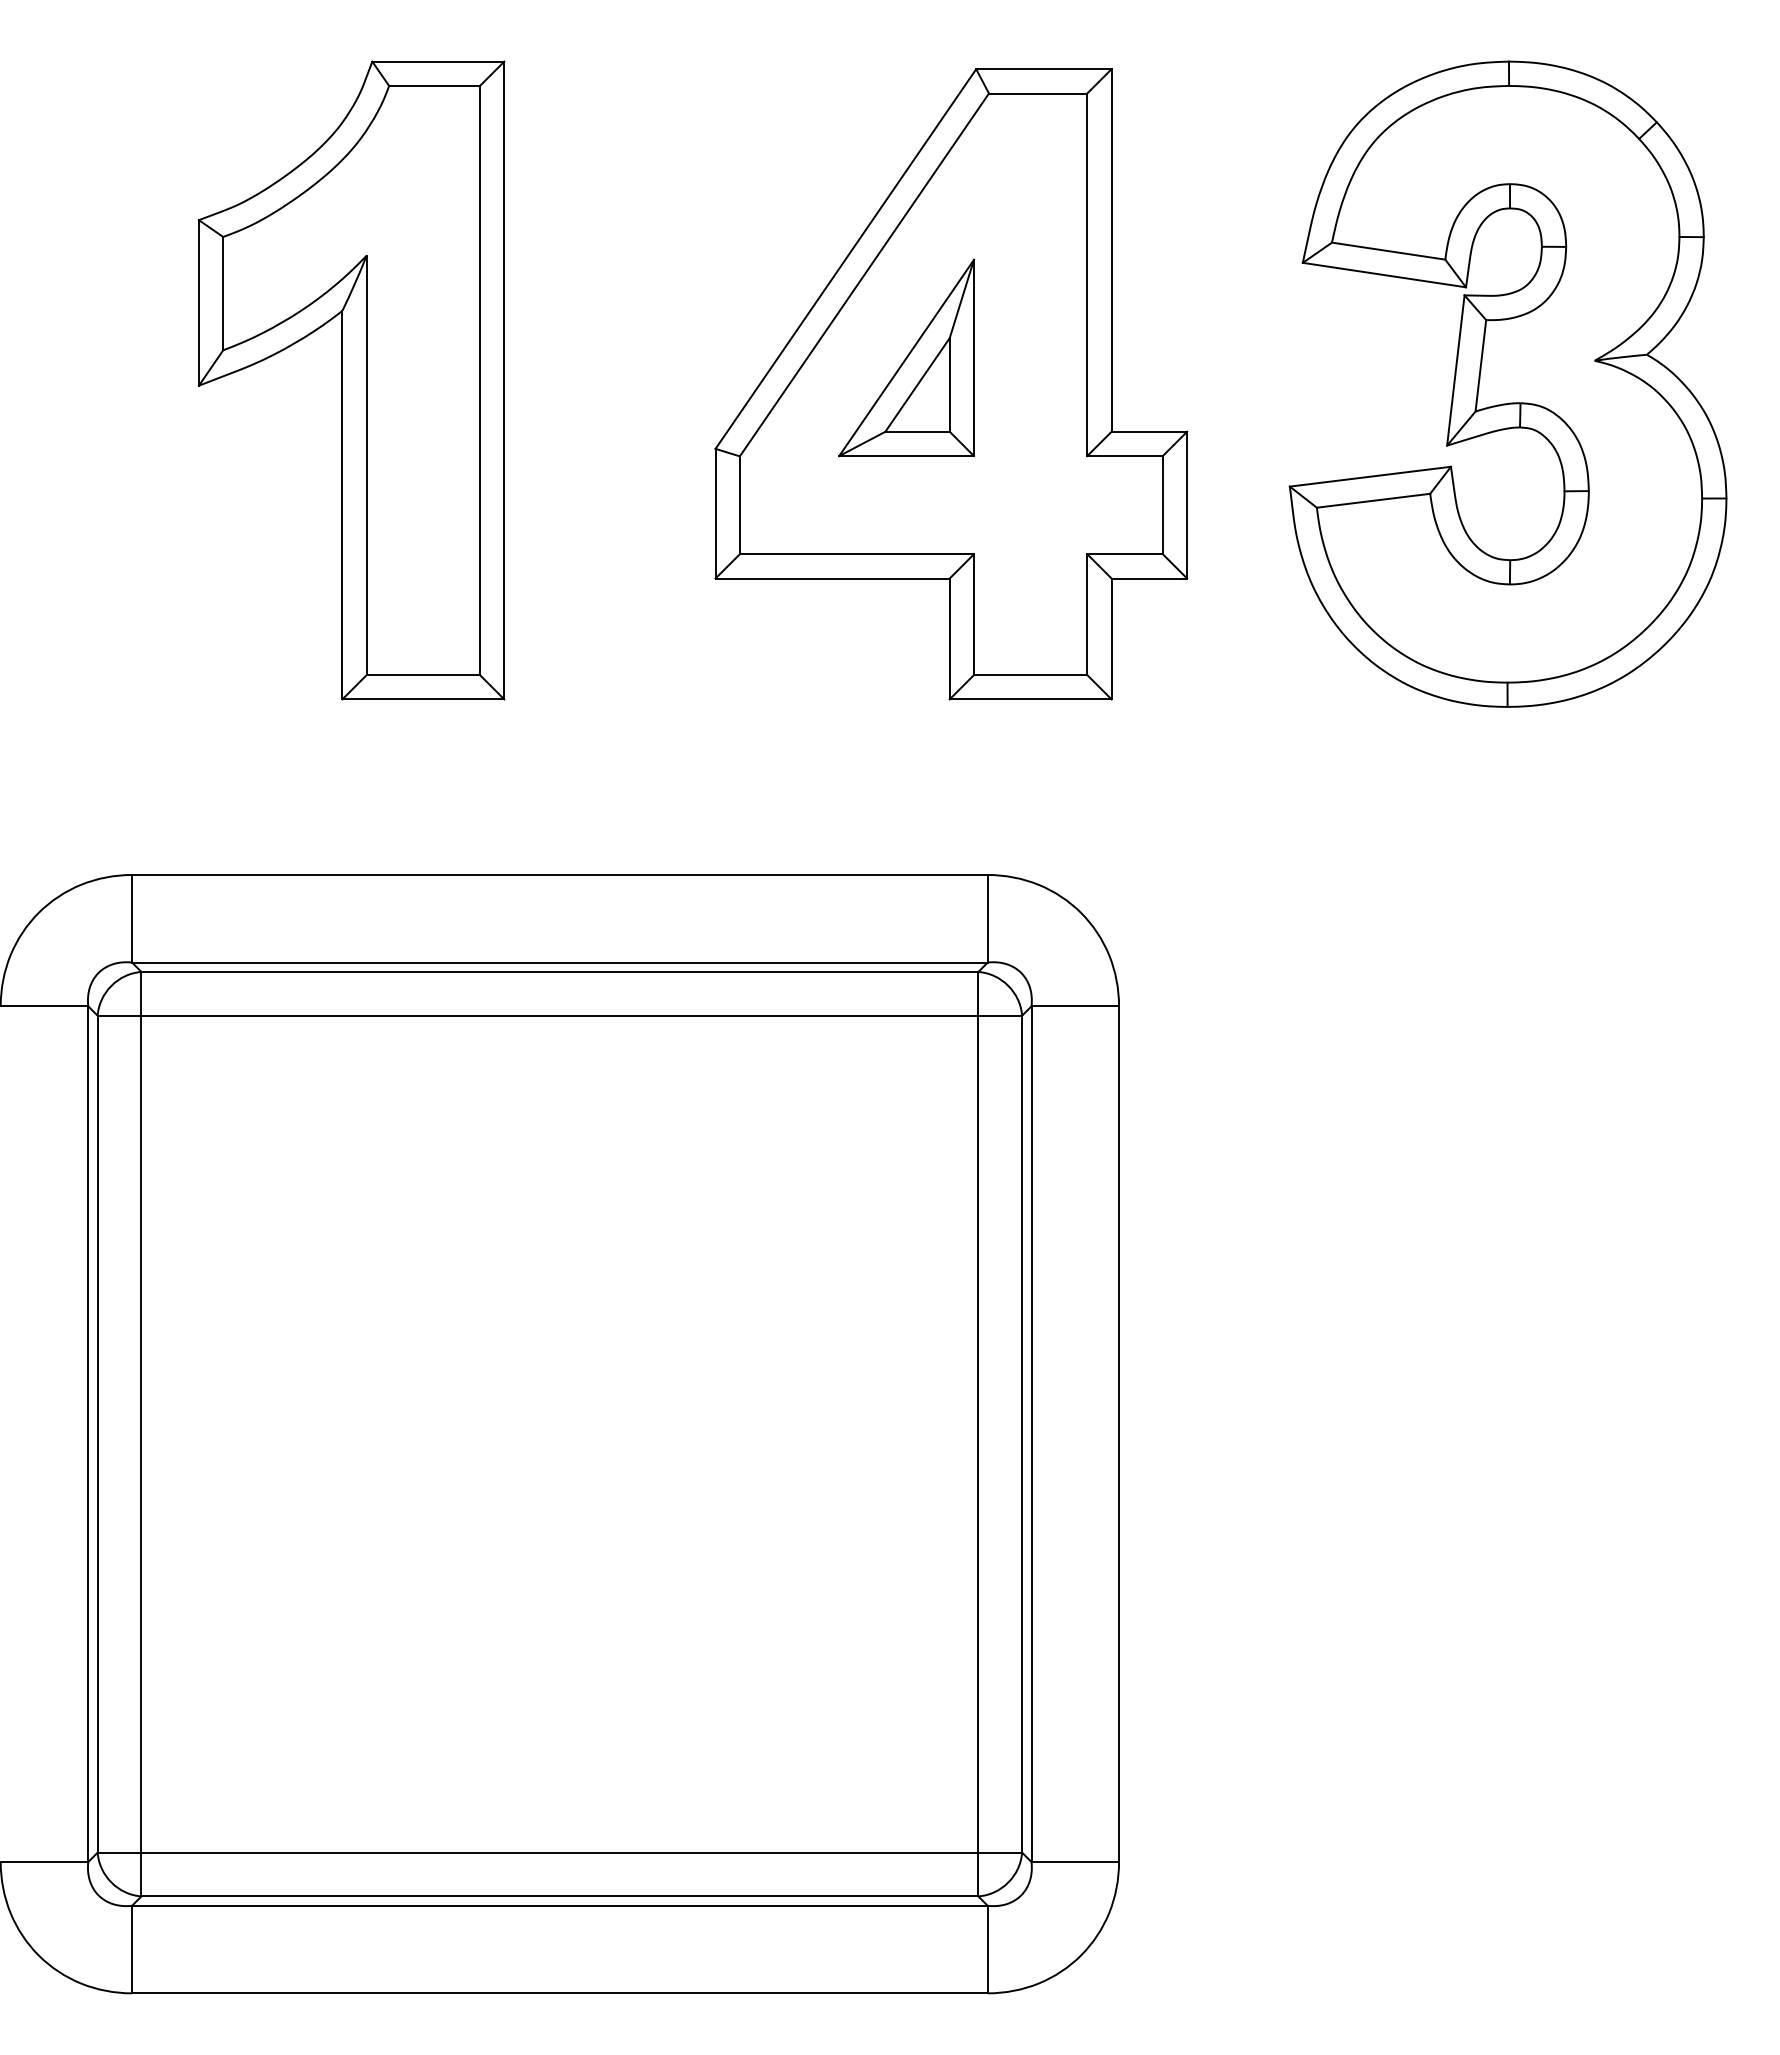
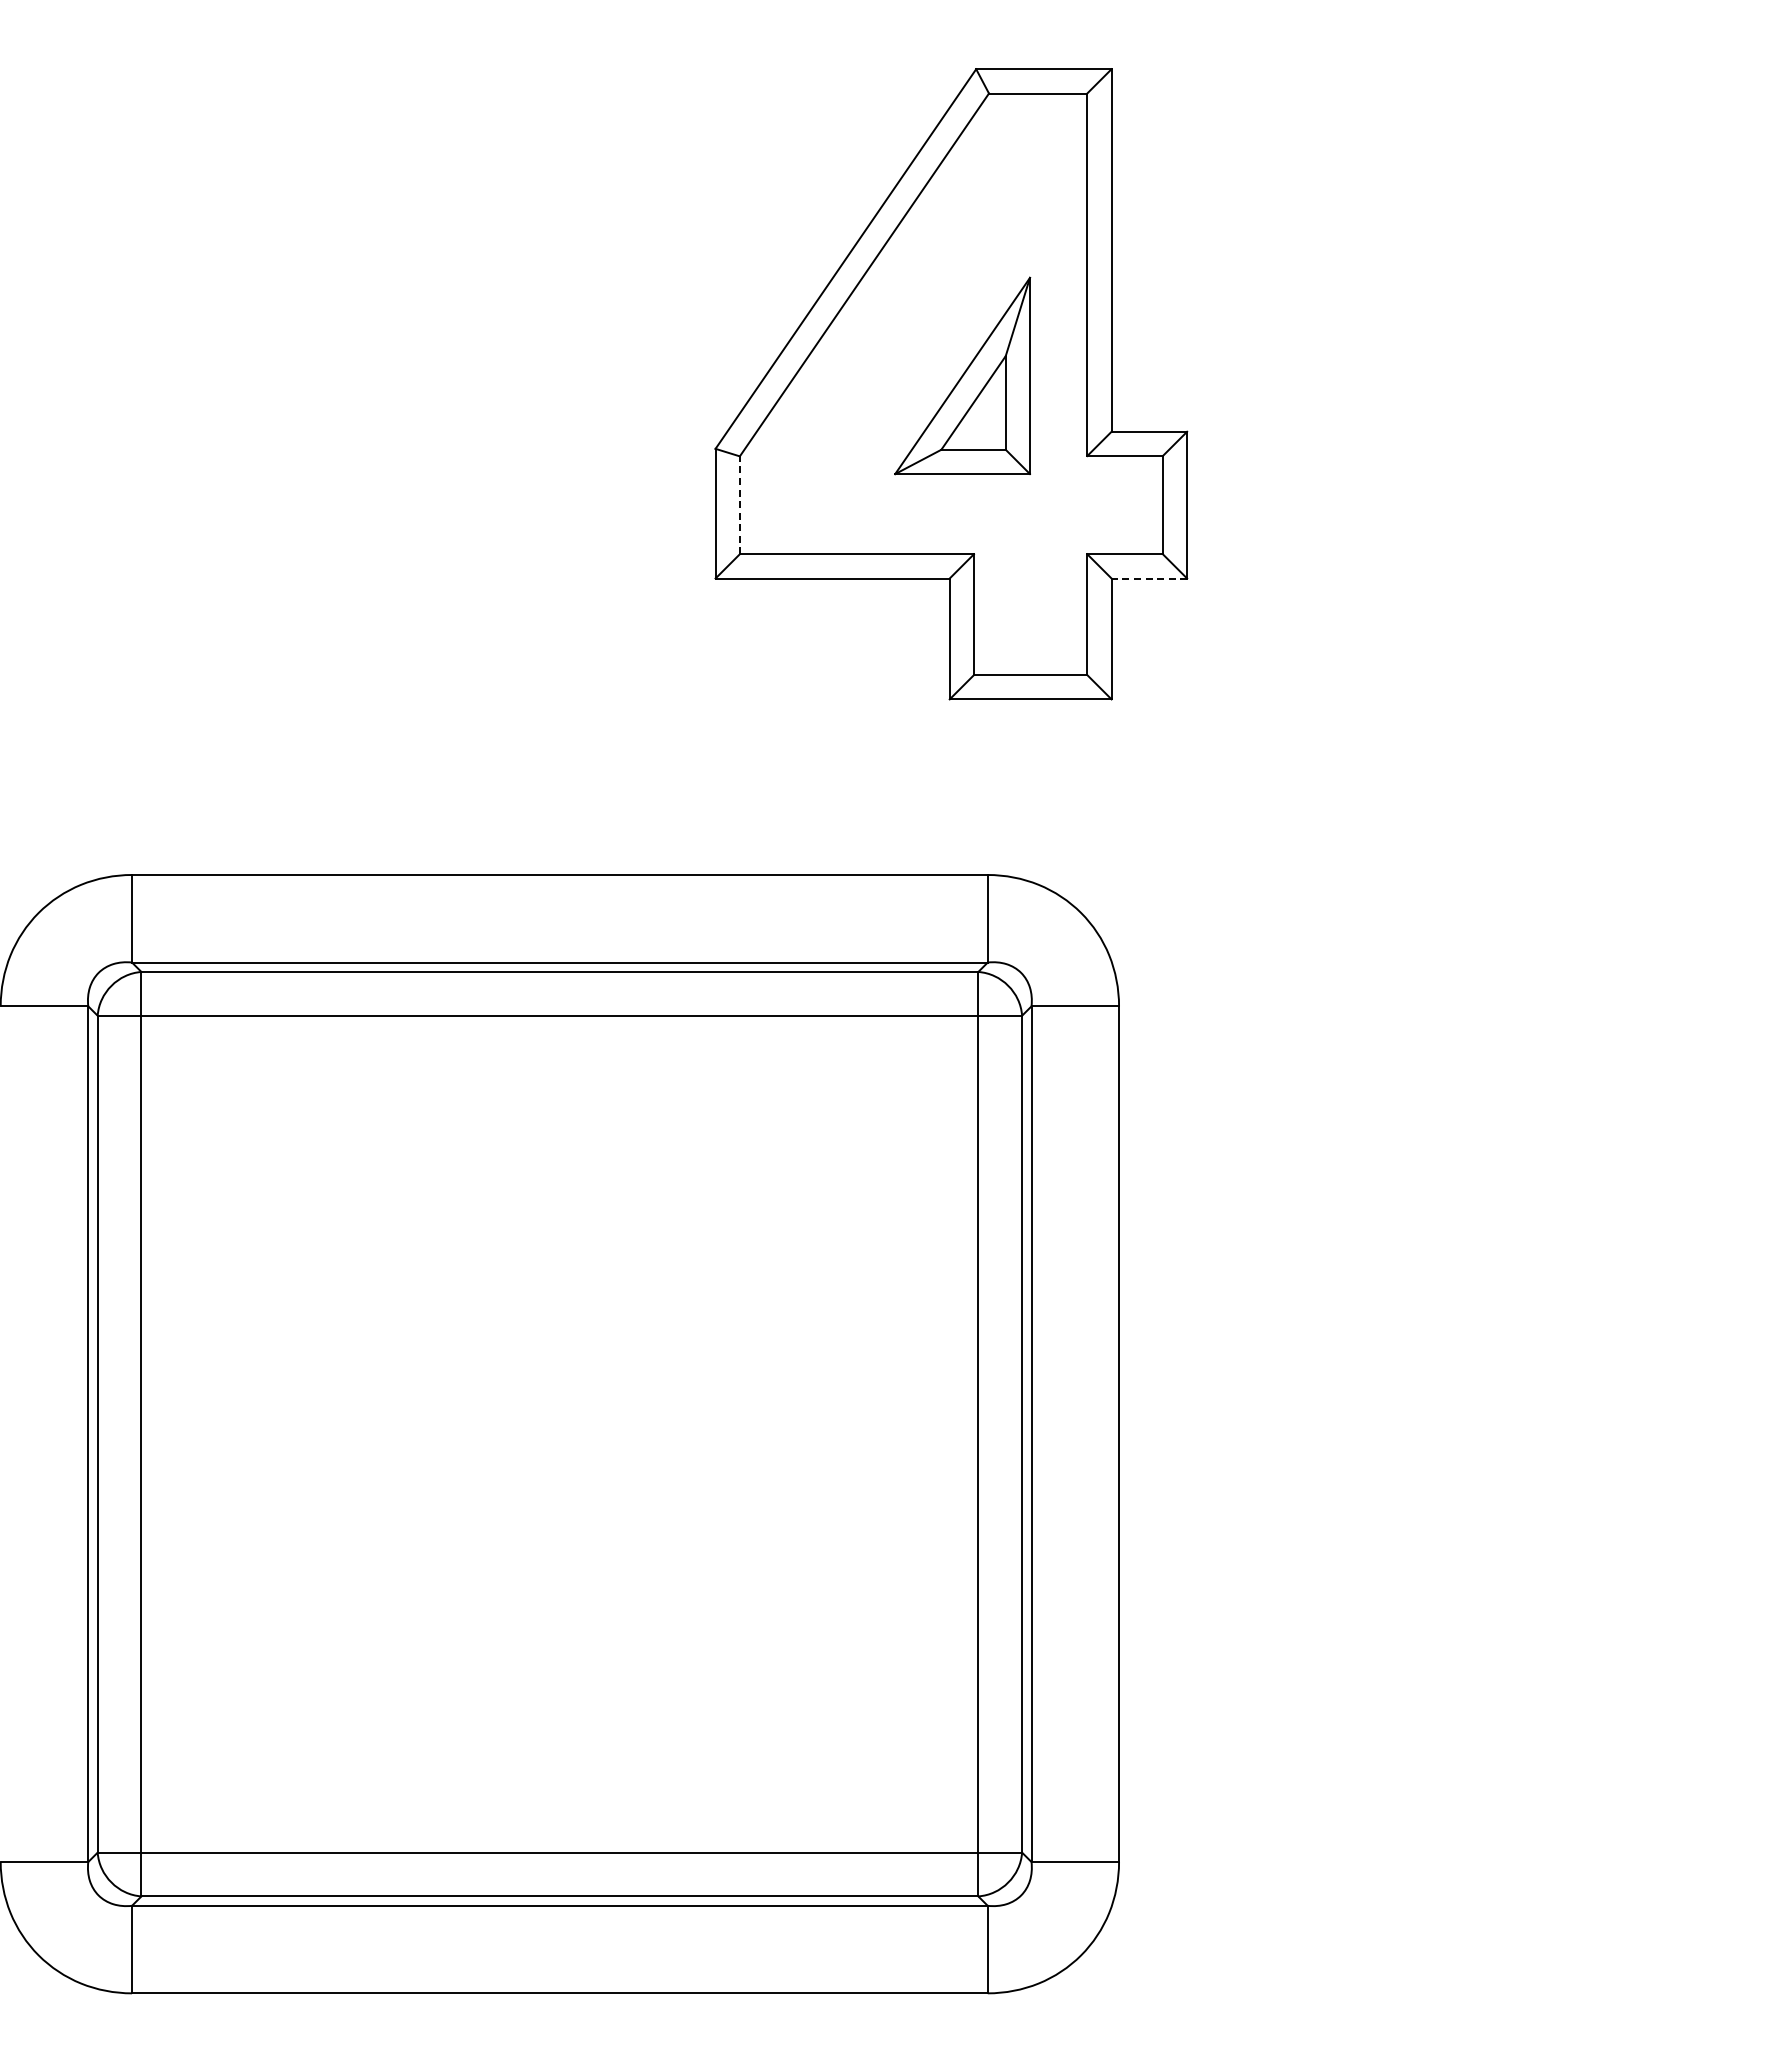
part position: (906, 357) -> (962, 375) (962, 375)
part: present -> none (351, 380)
part: present -> none (1507, 383)
line: solid -> dashed (739, 505)
line: solid -> dashed (1149, 578)
